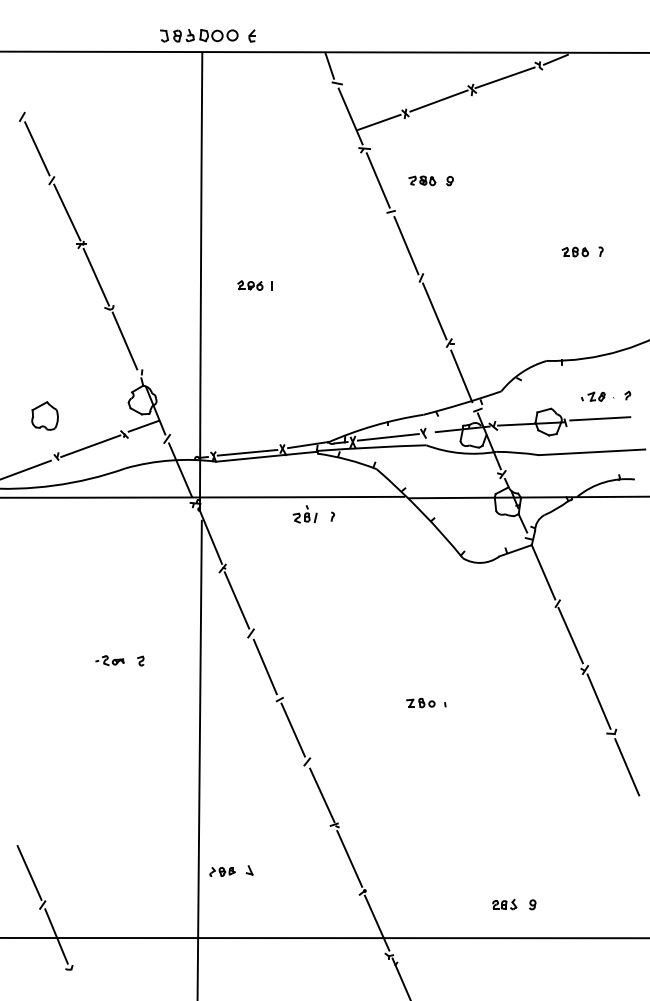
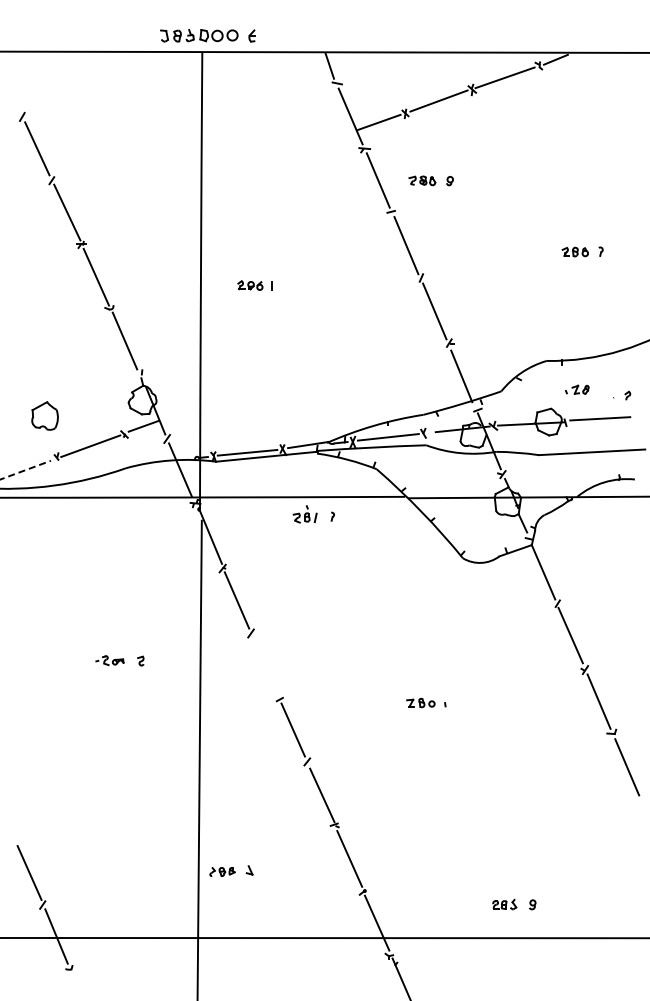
part position: (593, 396) -> (577, 389) (577, 389)
line: solid -> dashed (25, 470)
line: present -> none (264, 666)
